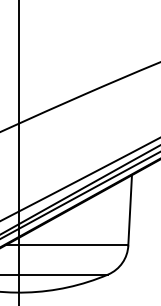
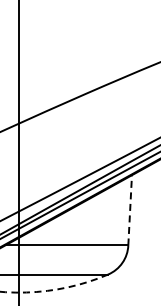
line: solid -> dashed (130, 209)
arc: solid -> dashed (55, 289)
